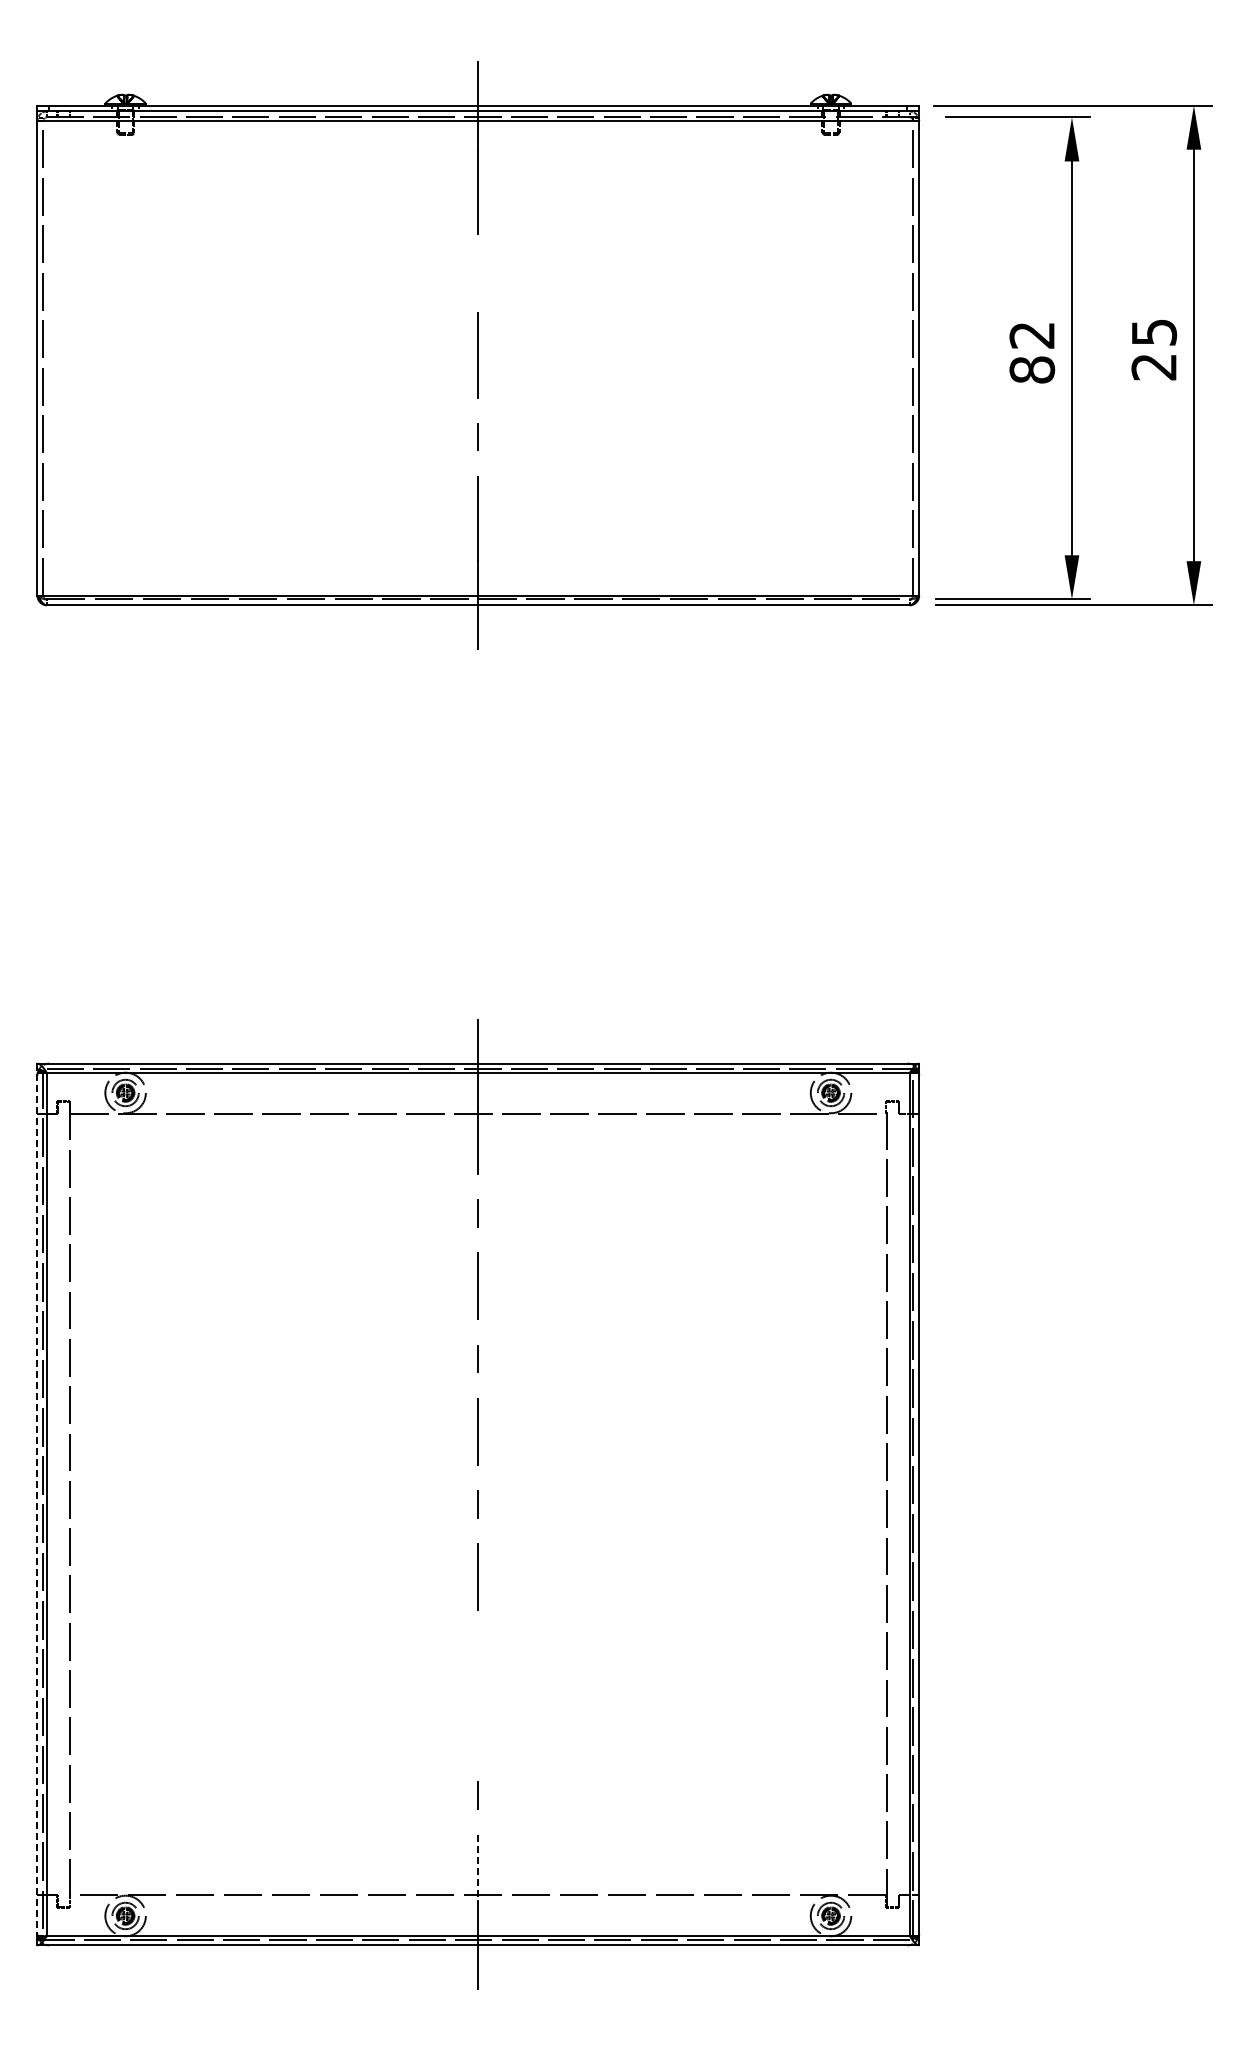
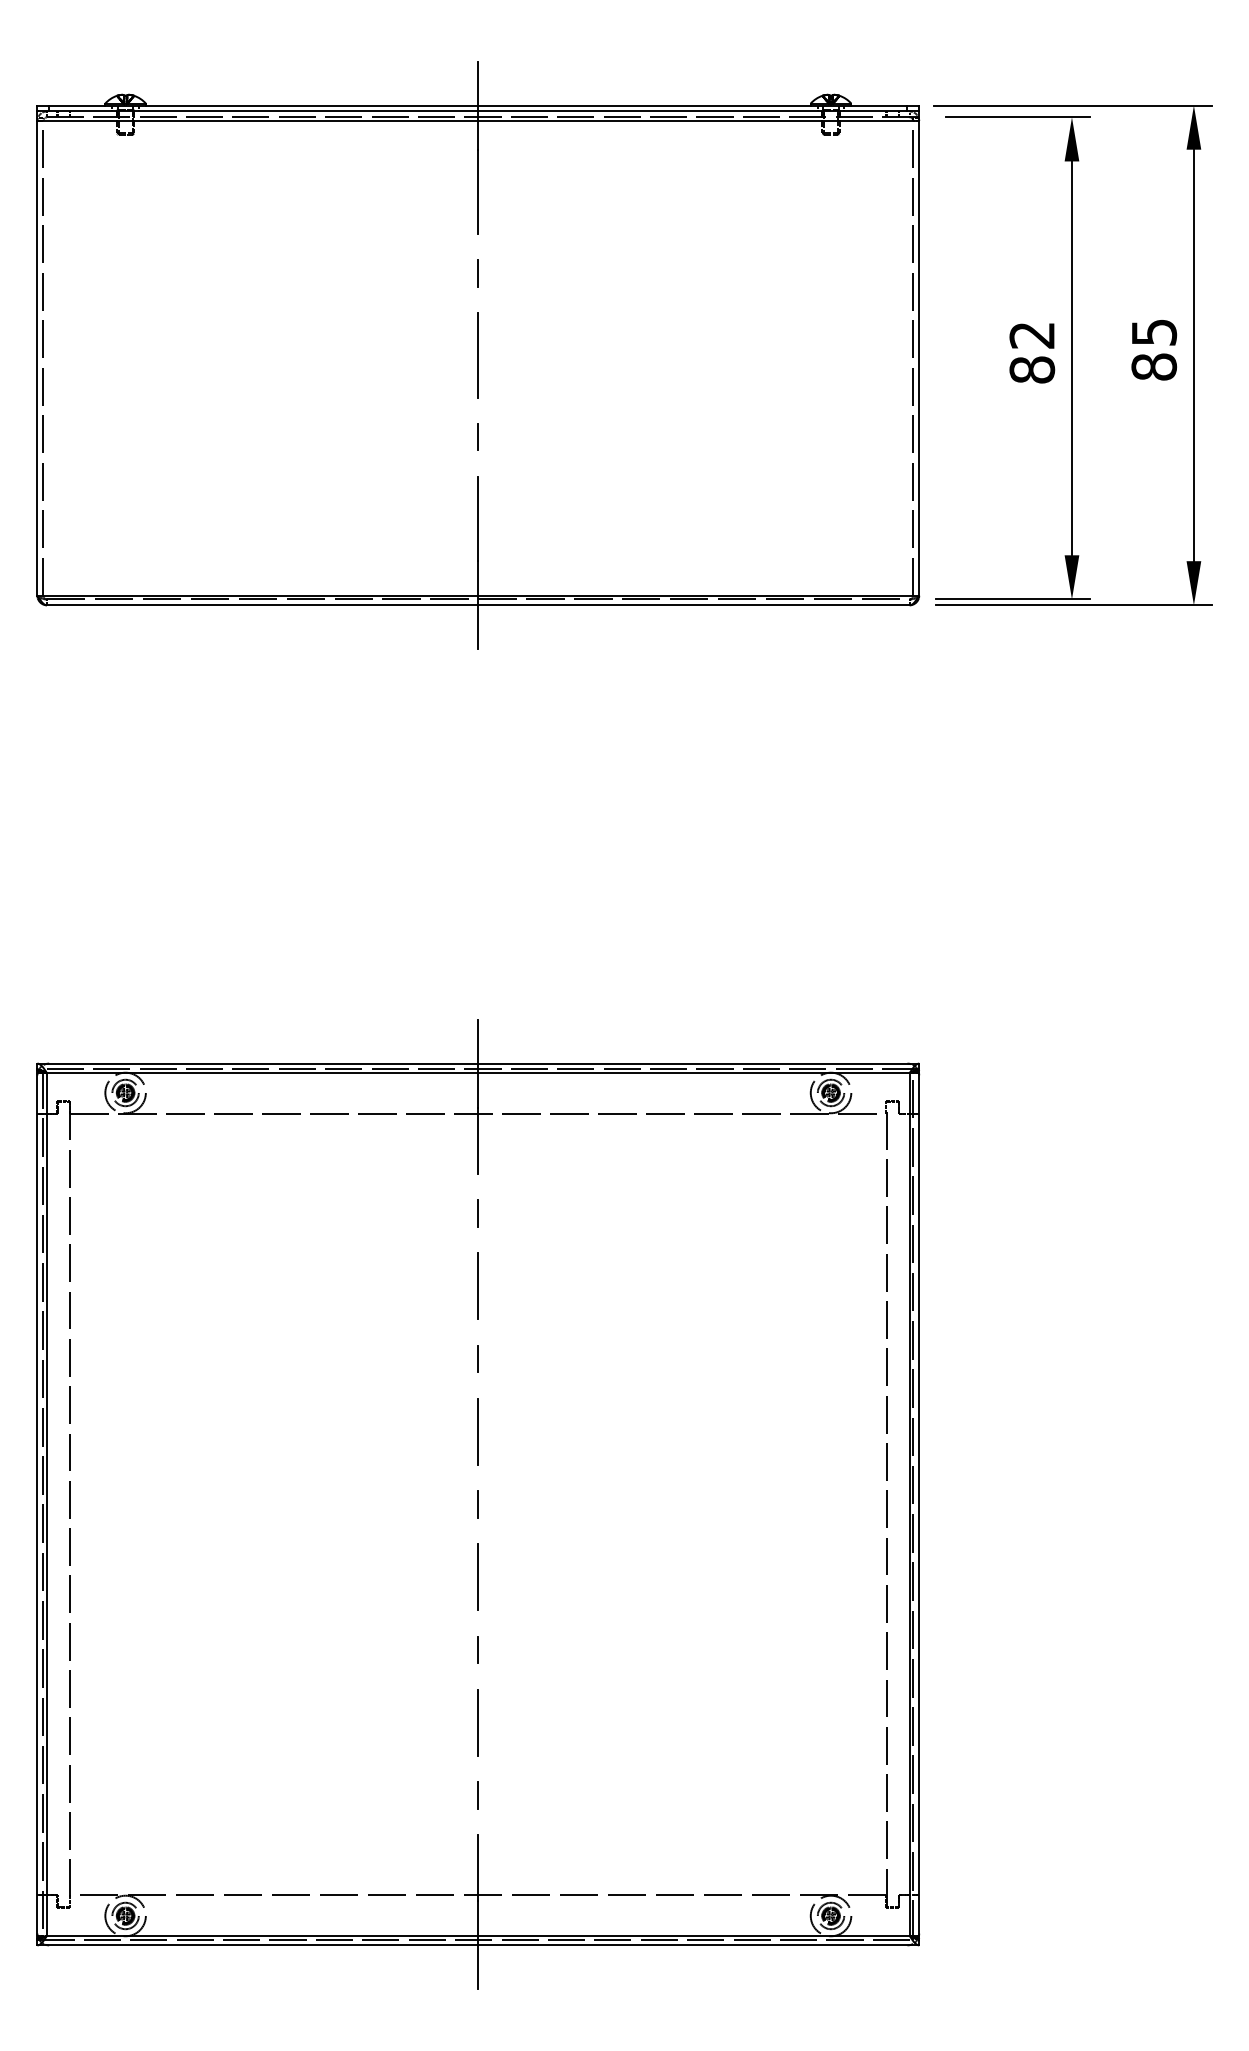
line: none -> present (477, 273)
text: 25 -> 85 (1154, 366)
line: dashed -> solid (37, 1503)
line: none -> present (478, 1649)
line: none -> present (478, 1722)
line: dashed -> solid (478, 1868)
